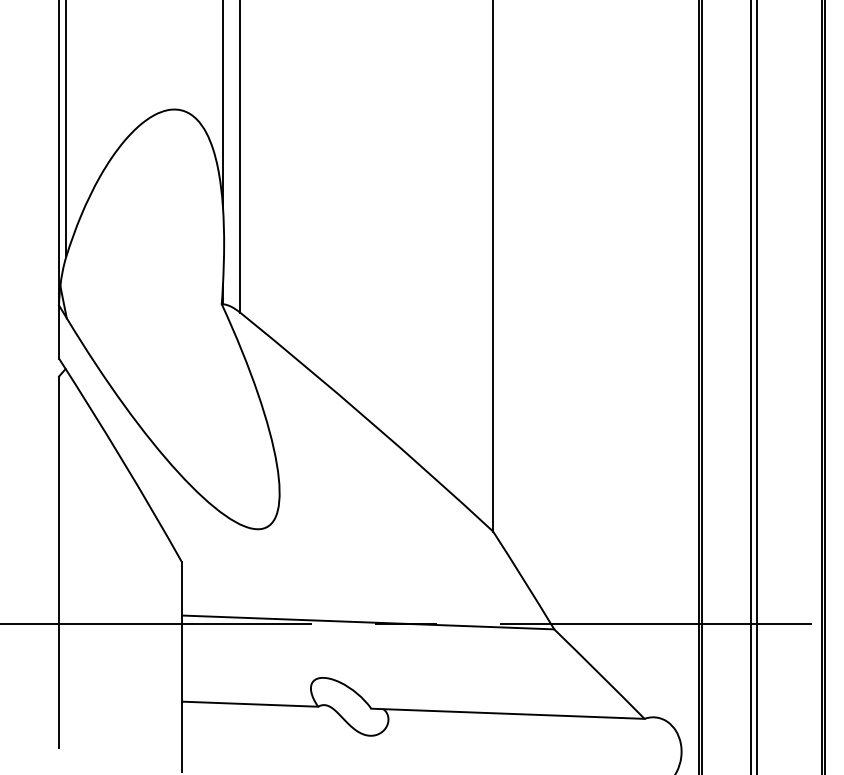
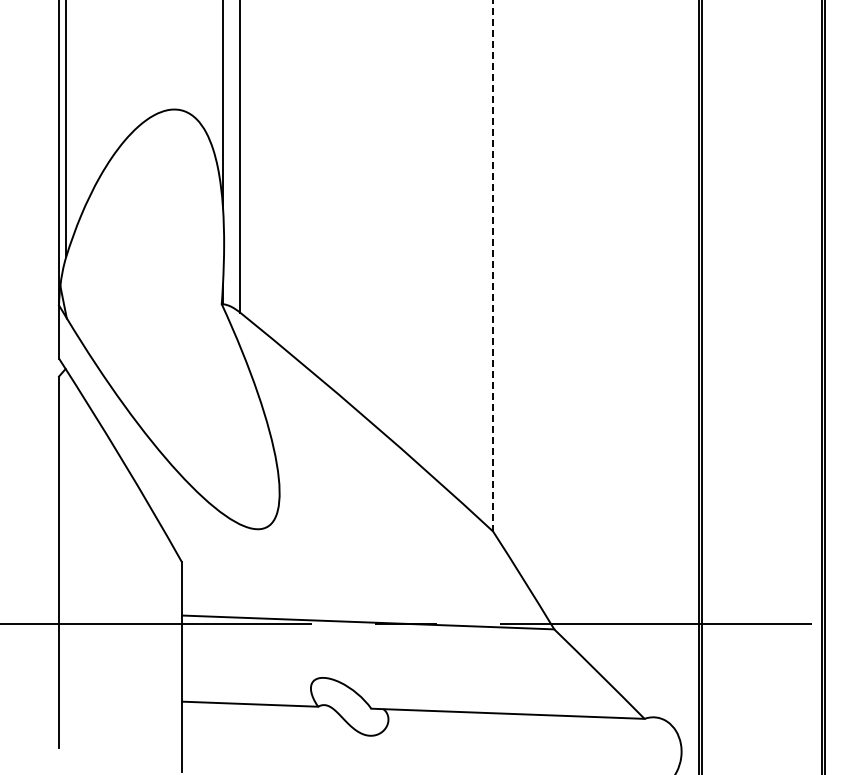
line: solid -> dashed (493, 265)
line: present -> none (750, 386)
line: present -> none (757, 386)
